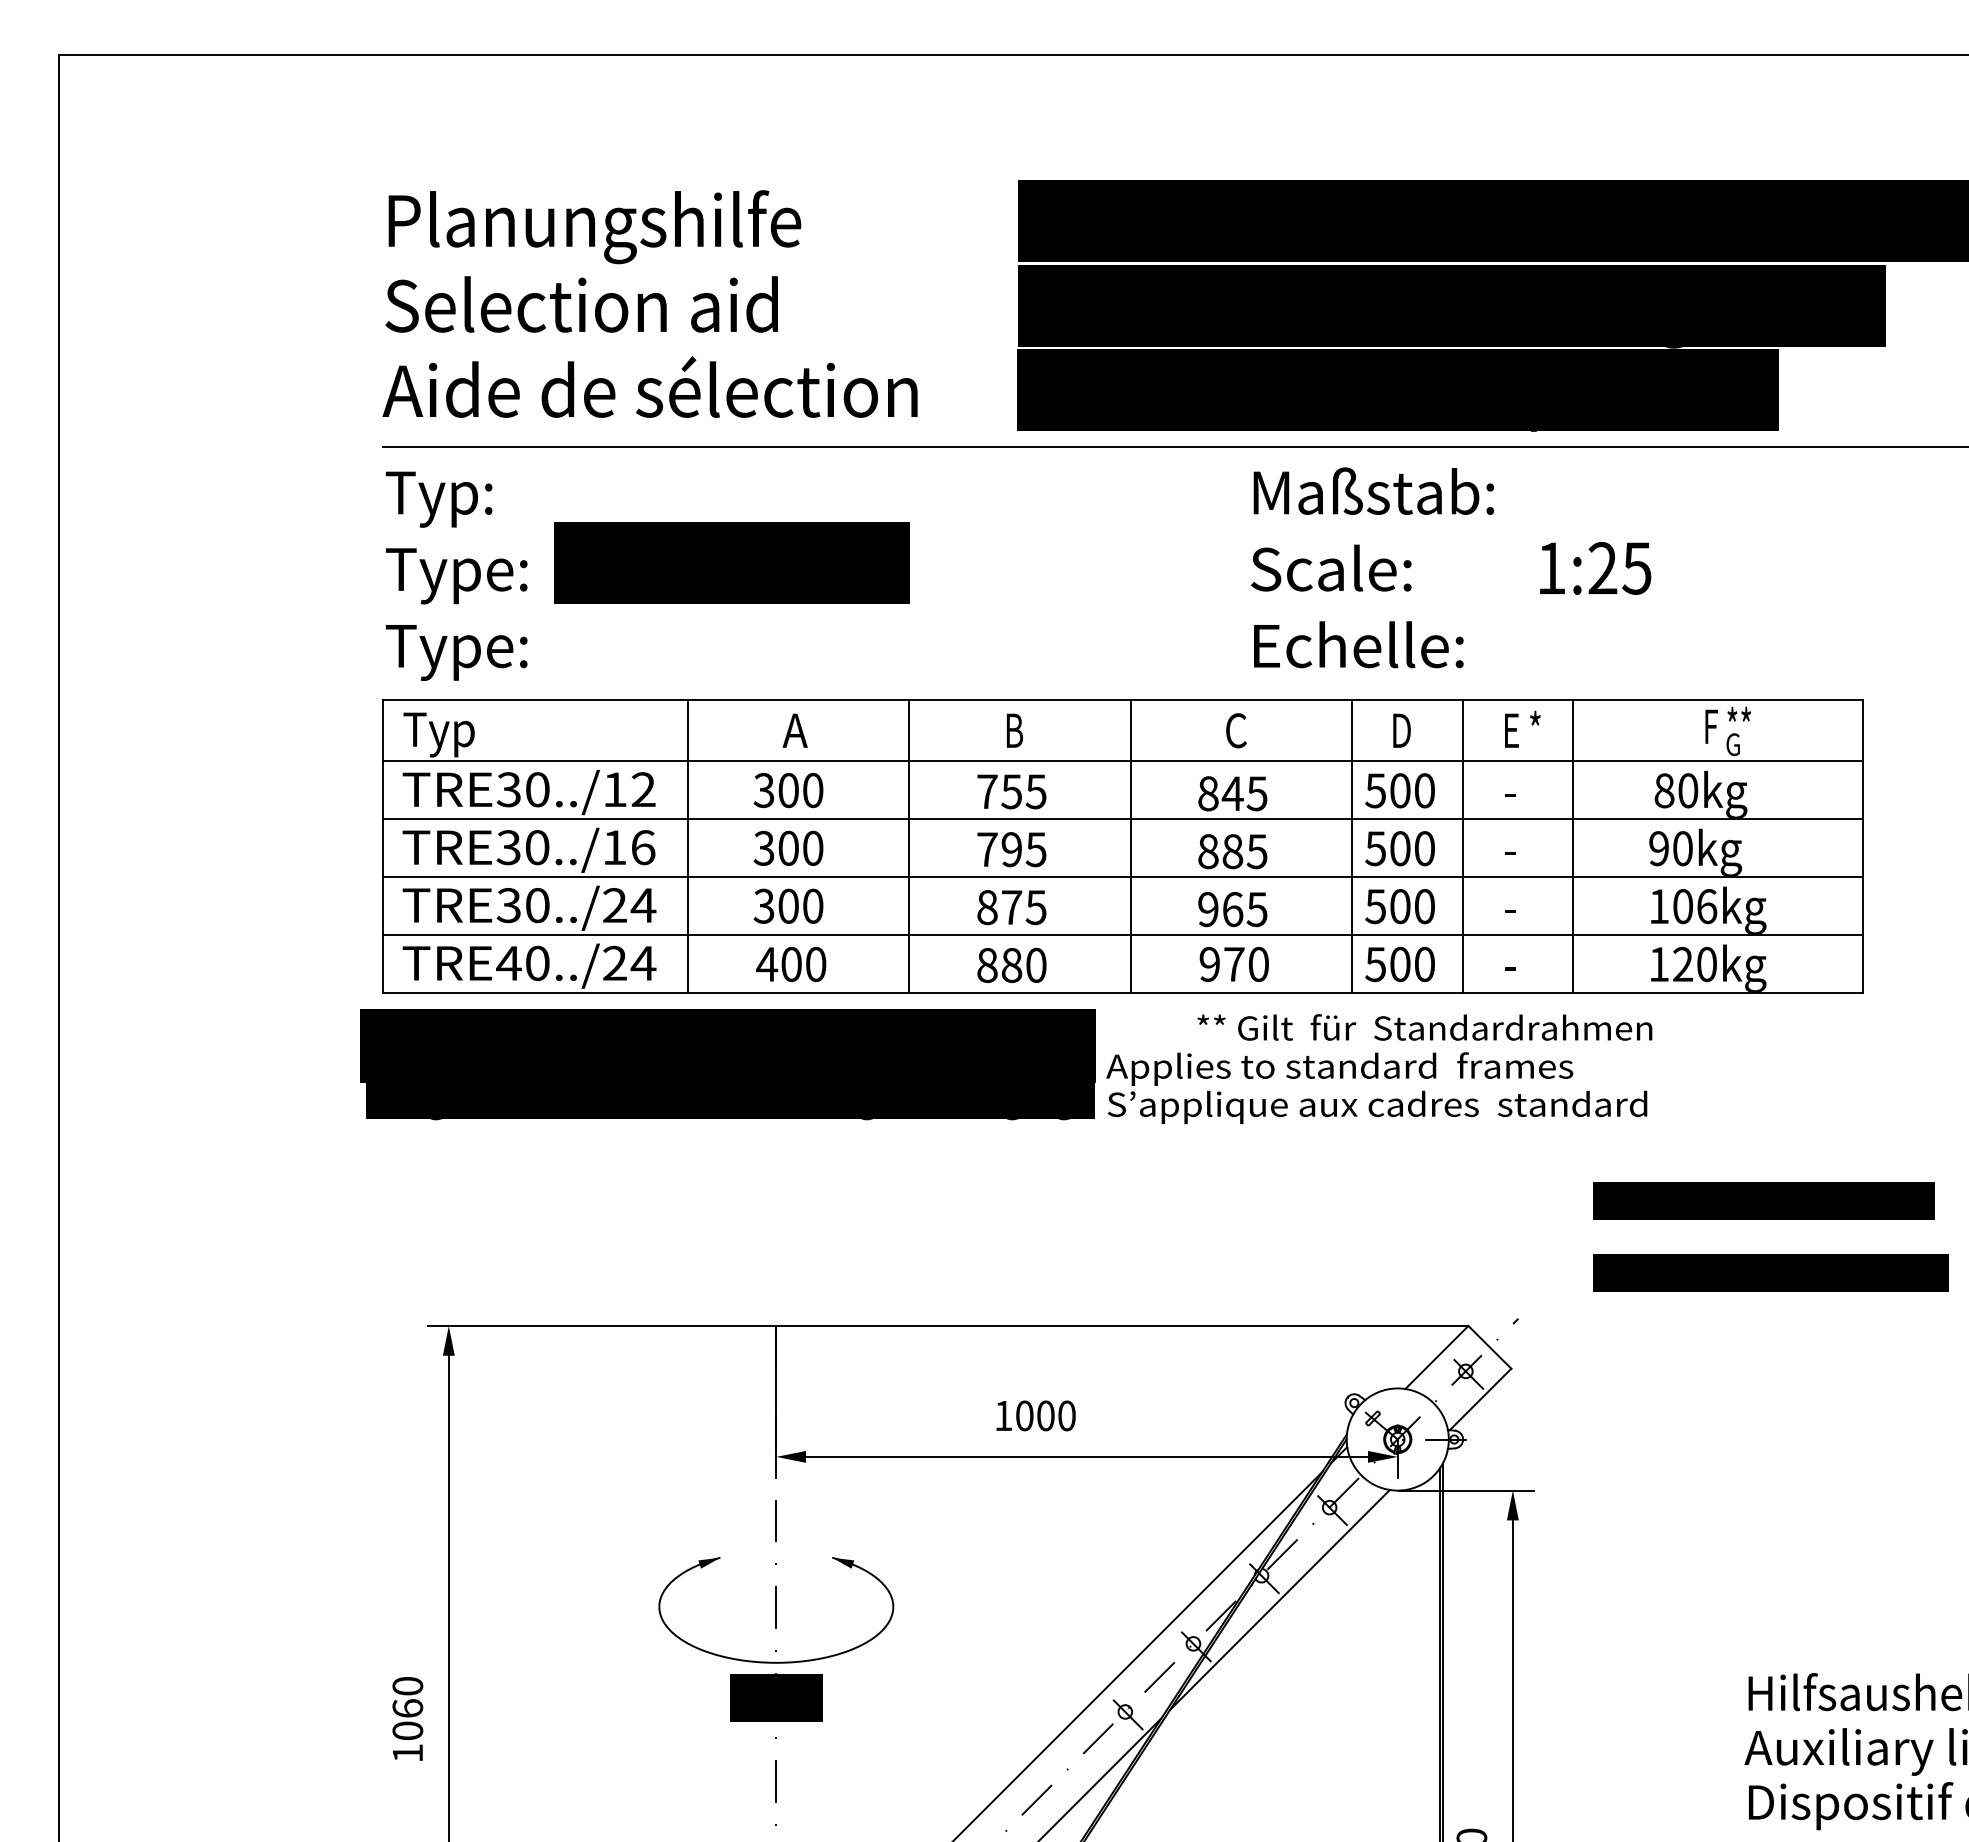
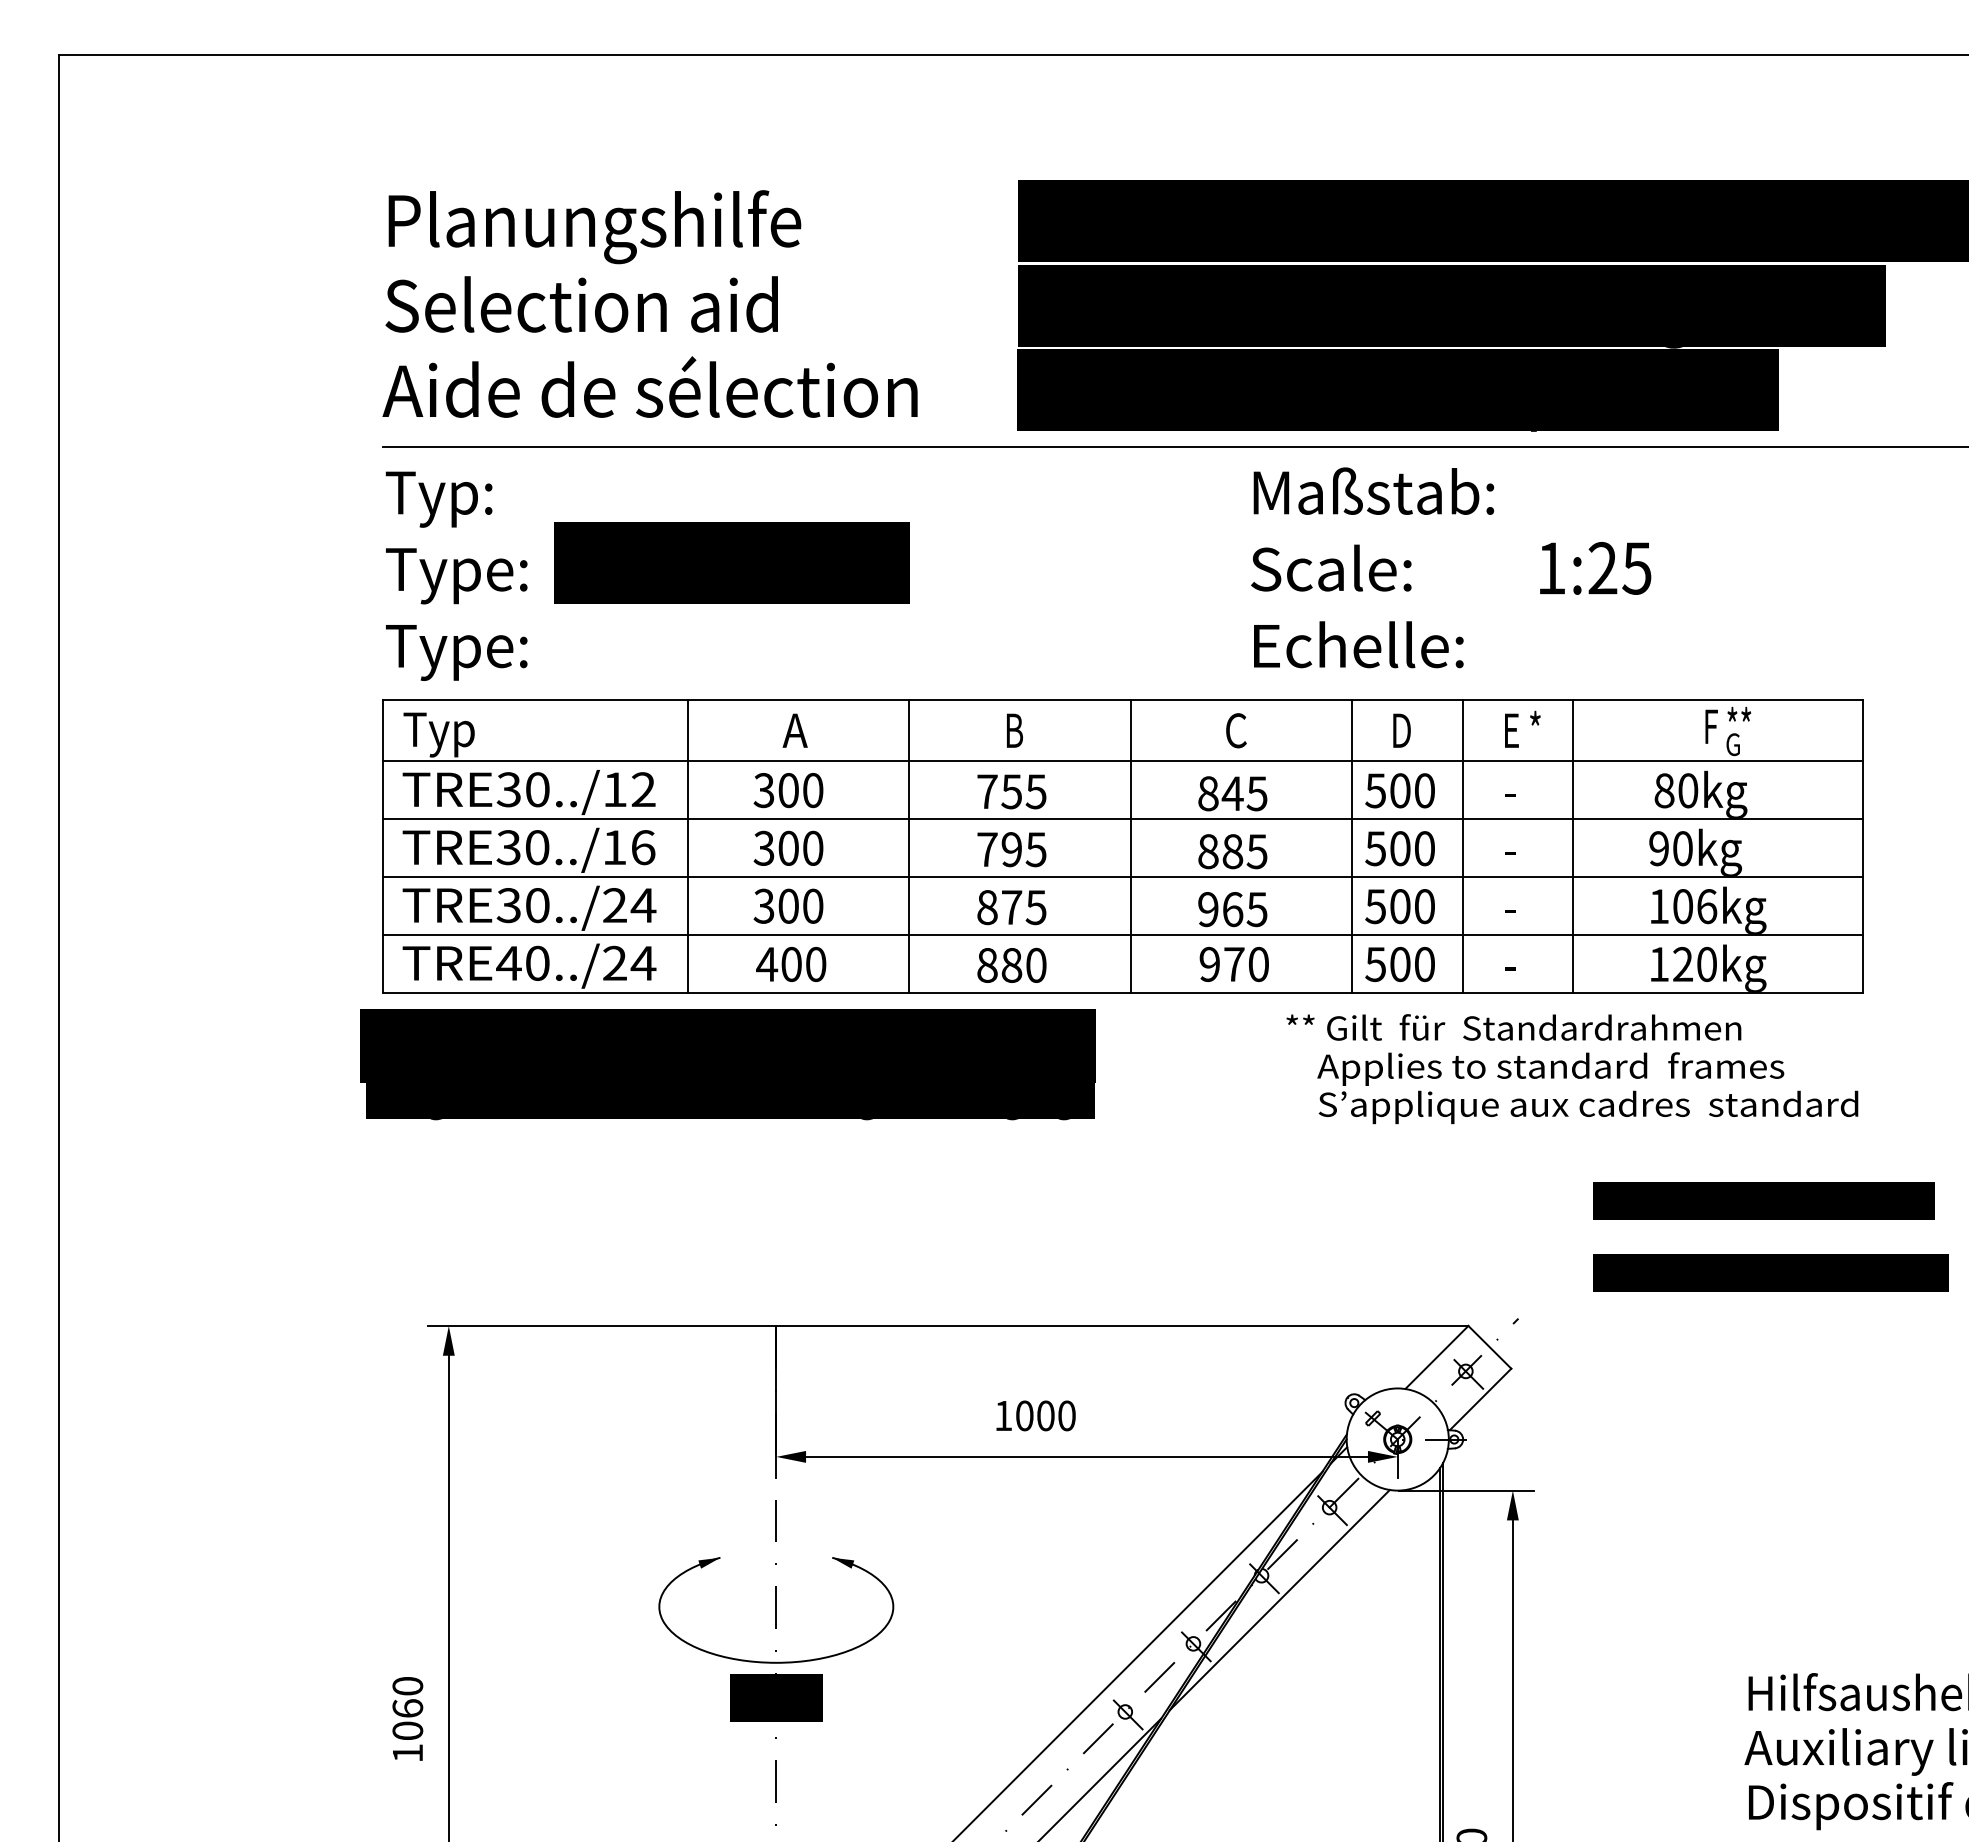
text position: (1424, 1027) -> (1513, 1027) (1513, 1027)
text position: (1376, 1088) -> (1587, 1088) (1587, 1088)
